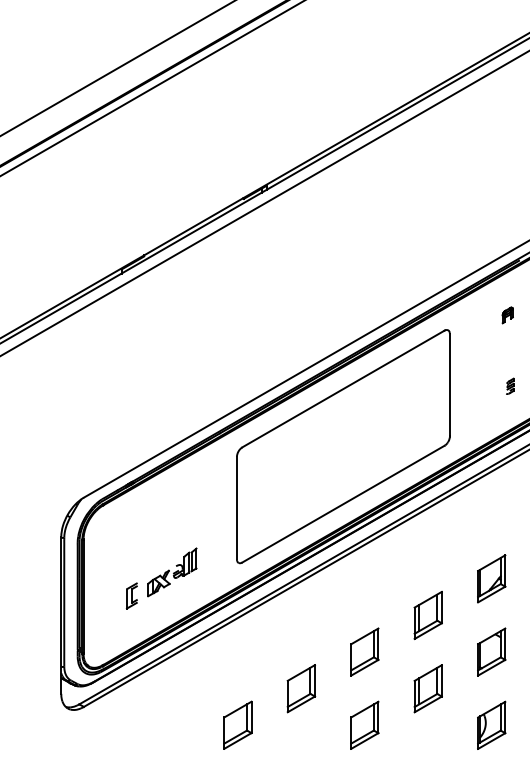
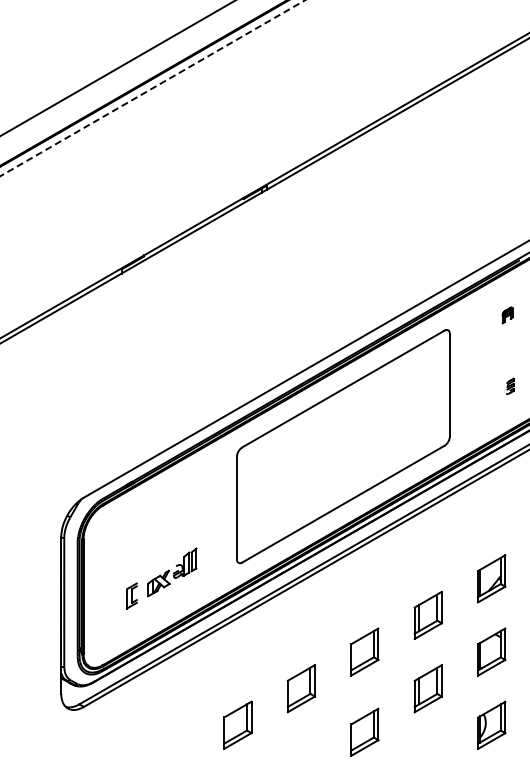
line: solid -> dashed (152, 88)
line: present -> none (264, 203)
part position: (364, 724) -> (364, 731) (364, 731)
